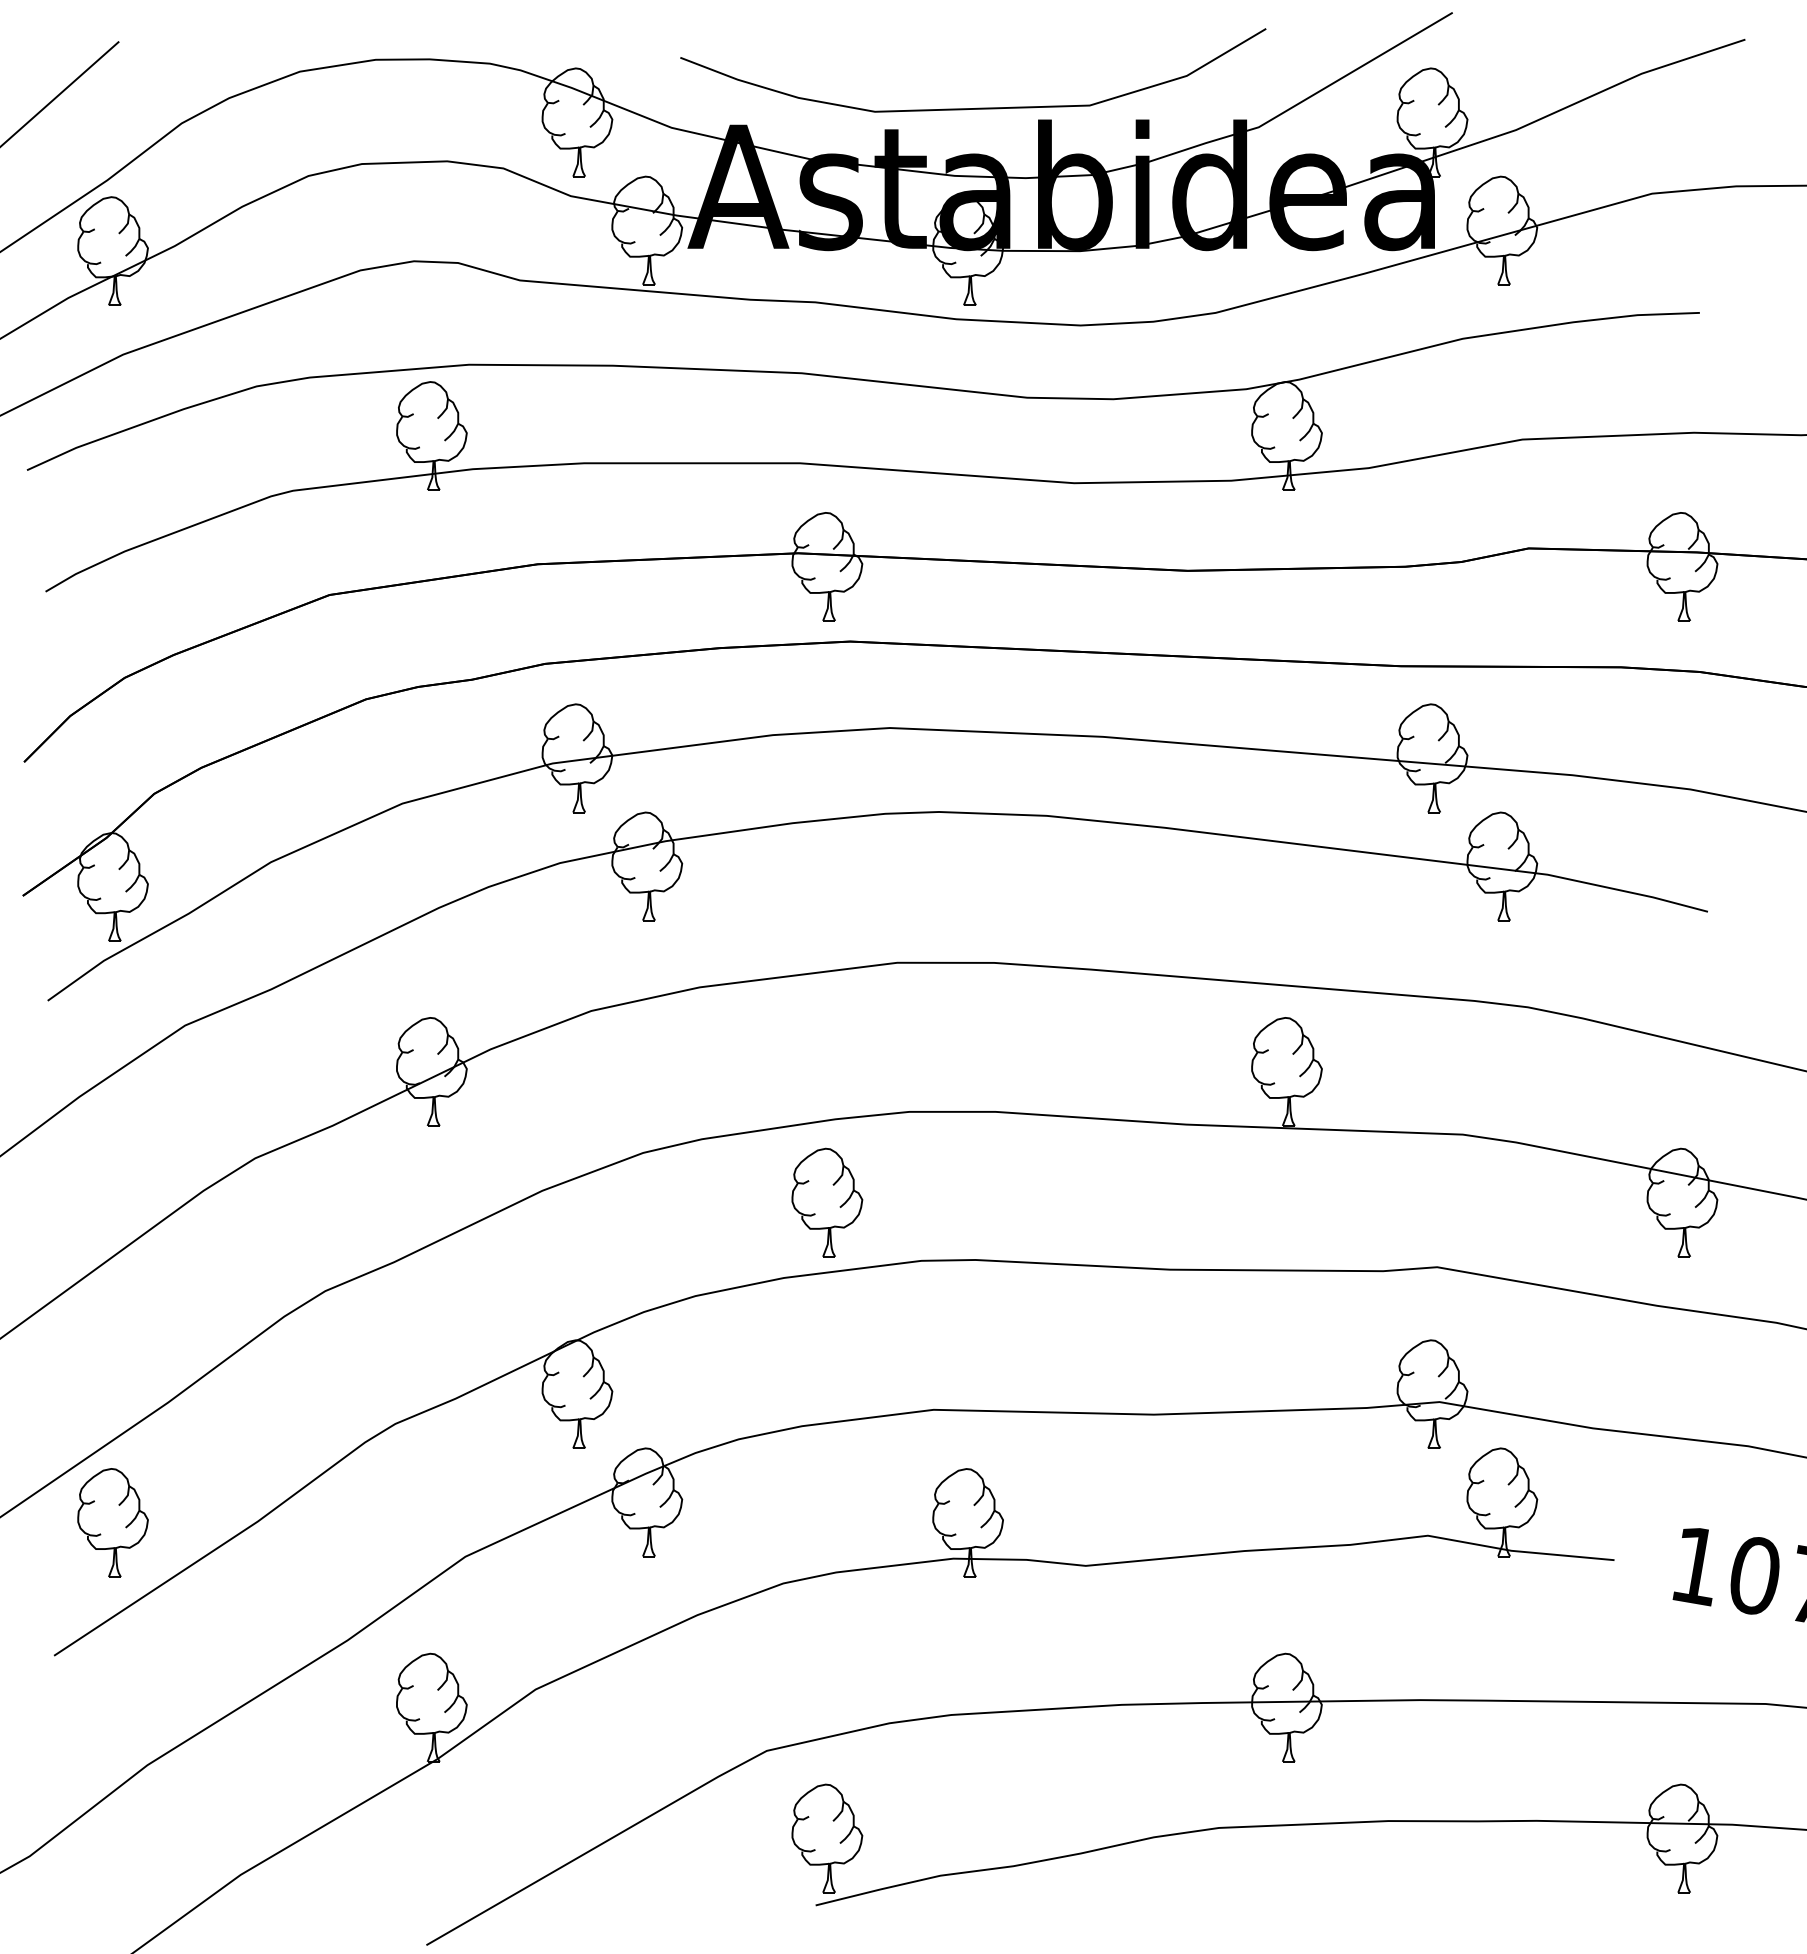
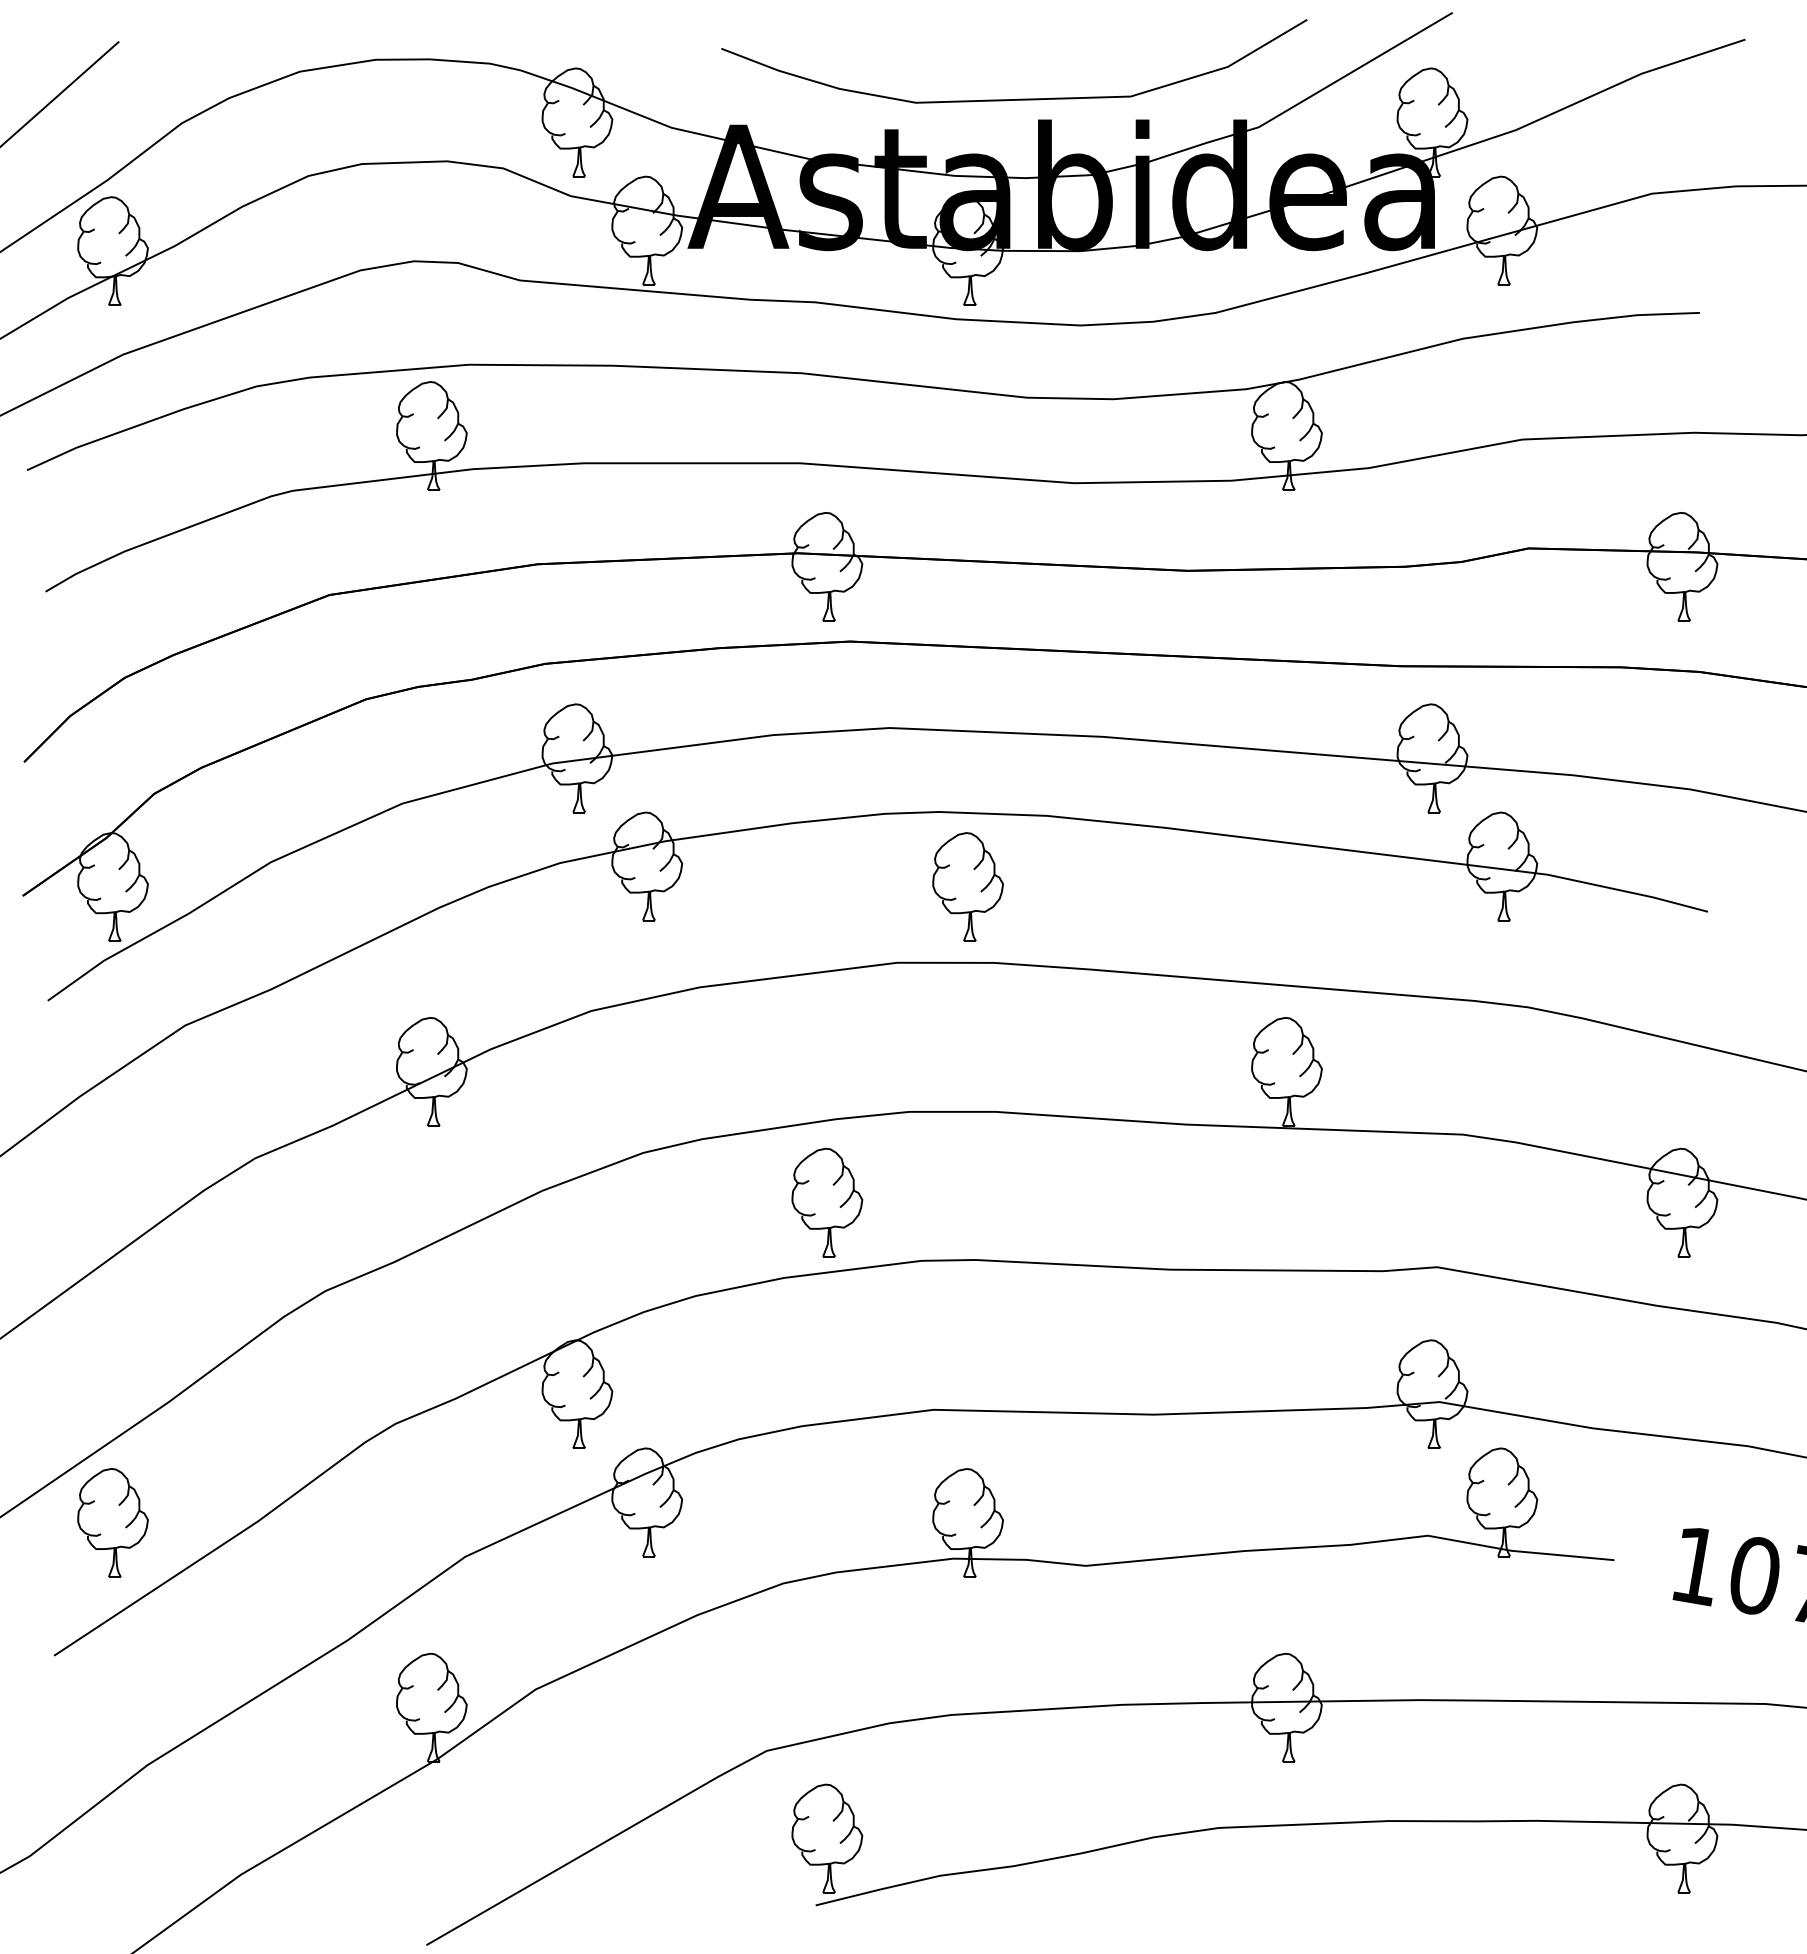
curve position: (977, 107) -> (1018, 98) (1018, 98)
part: none -> present (967, 886)
